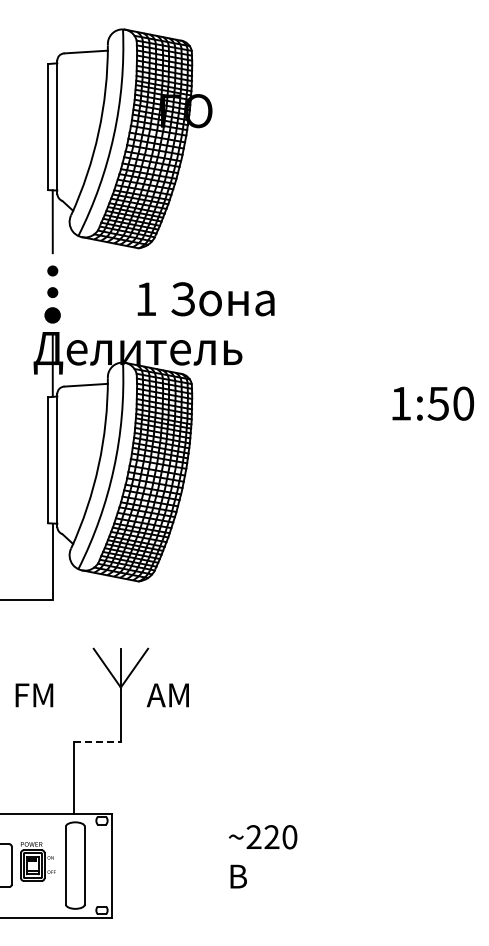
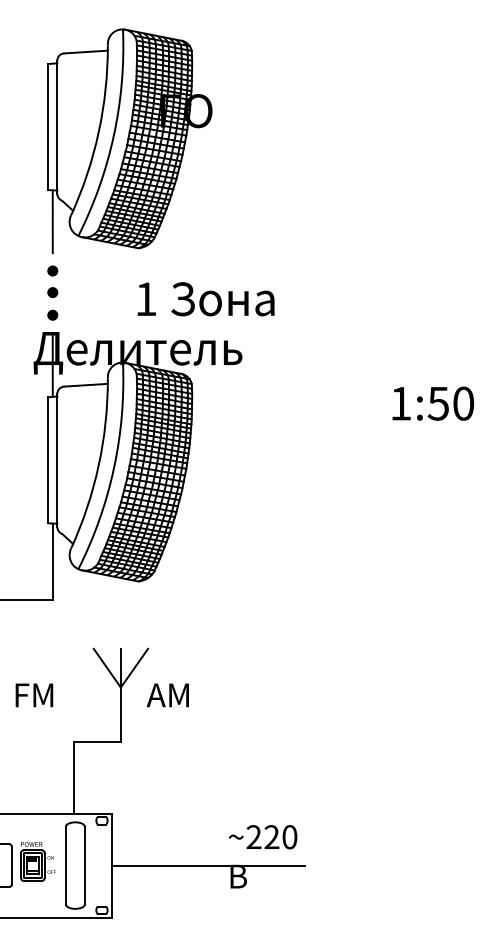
part size: 17x17 px -> 12x12 px (52, 314)
line: dashed -> solid (97, 742)
line: none -> present (208, 865)
